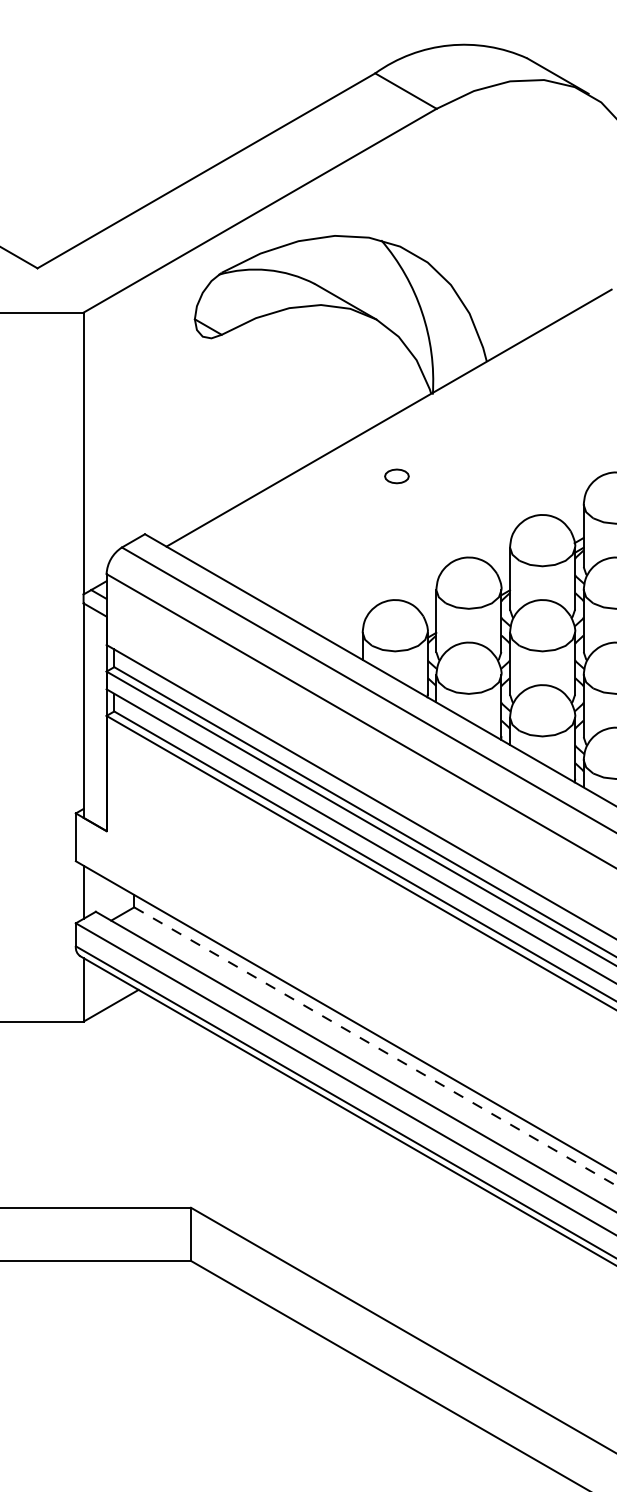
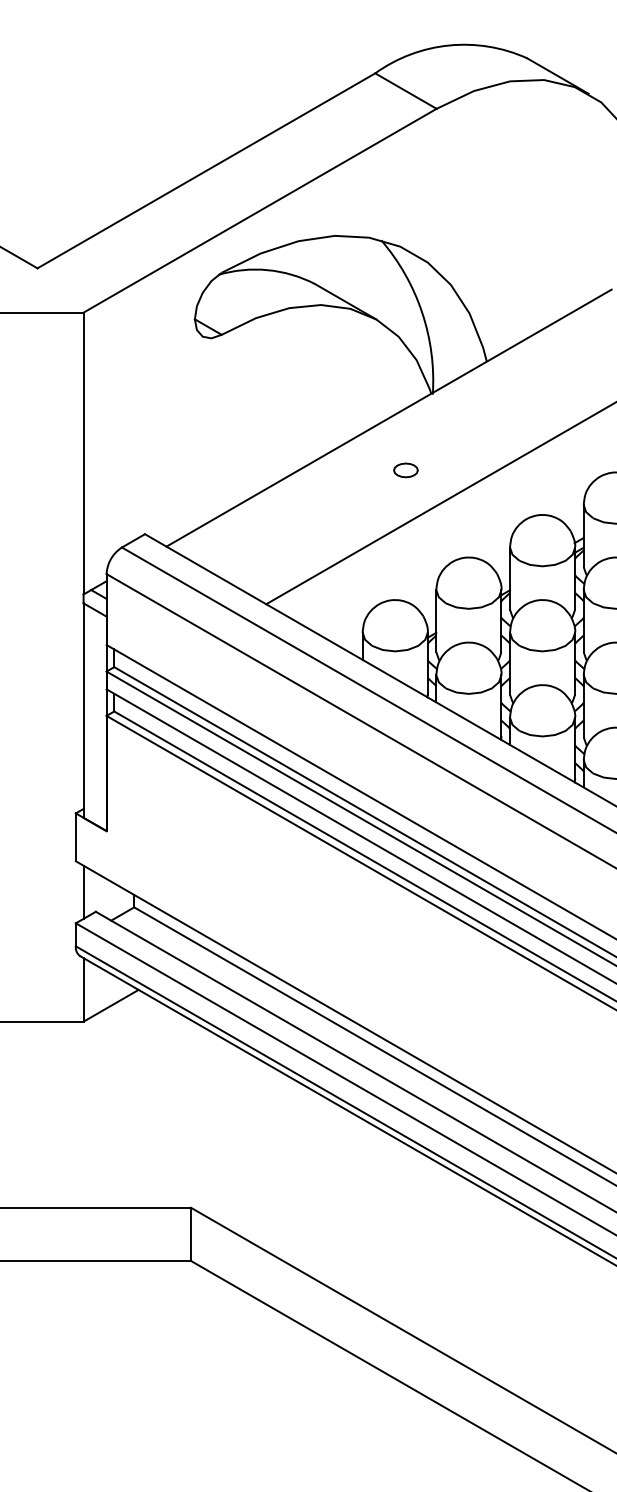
part position: (396, 476) -> (405, 470) (405, 470)
line: none -> present (439, 503)
line: dashed -> solid (375, 1046)
